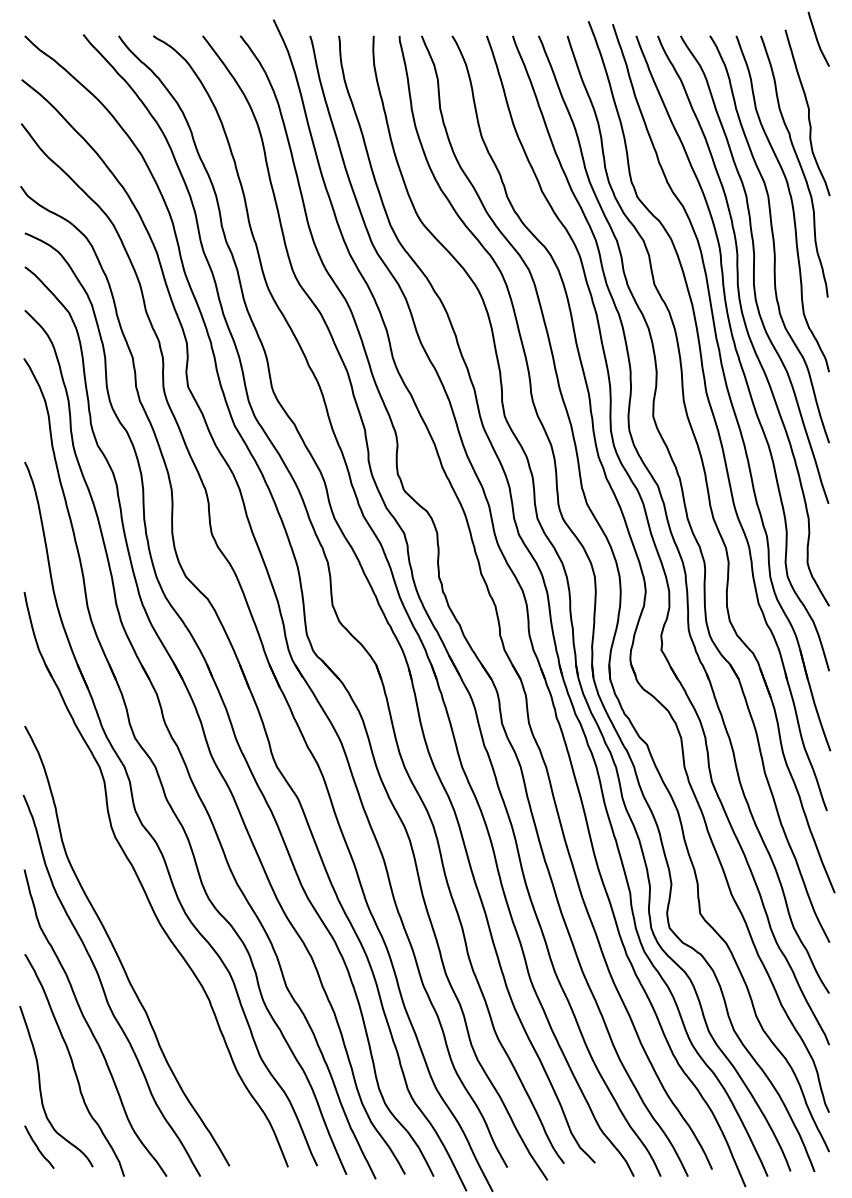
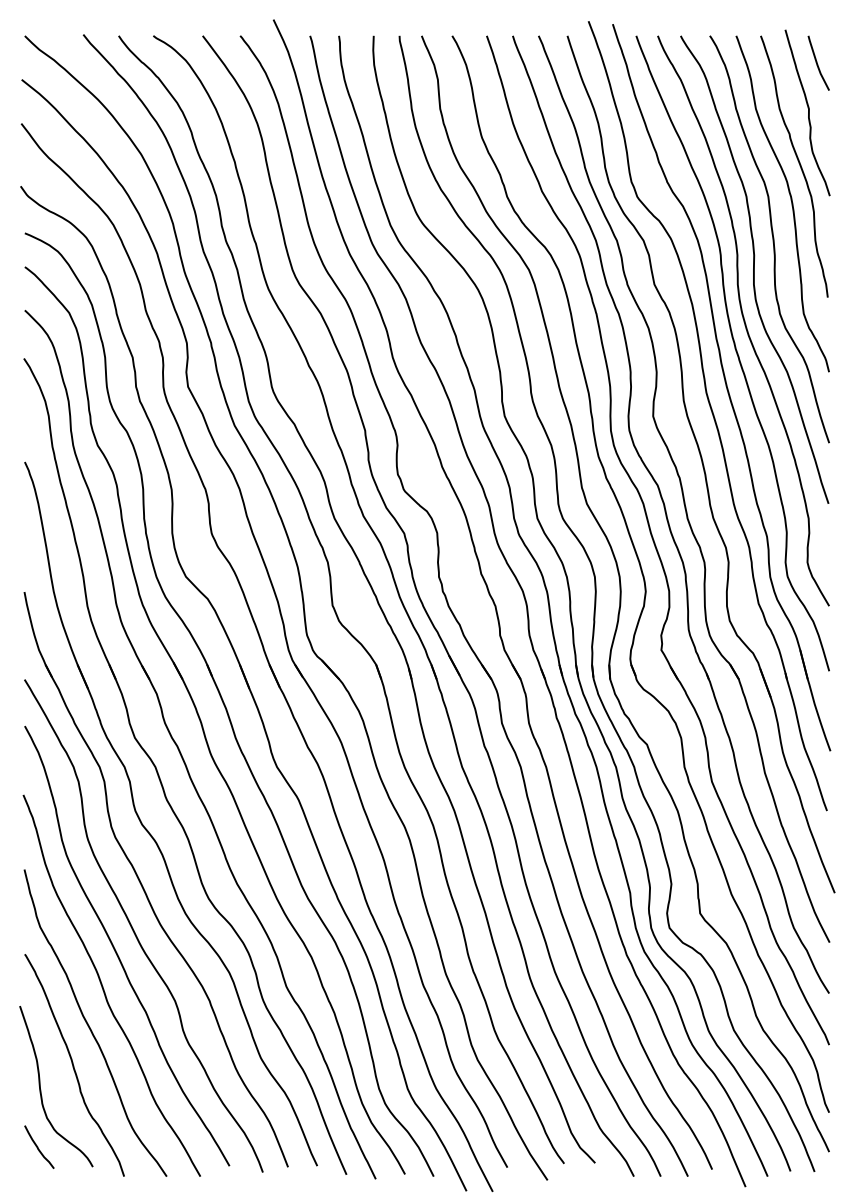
line position: (817, 38) -> (817, 62) (817, 62)
curve: none -> present (134, 930)
